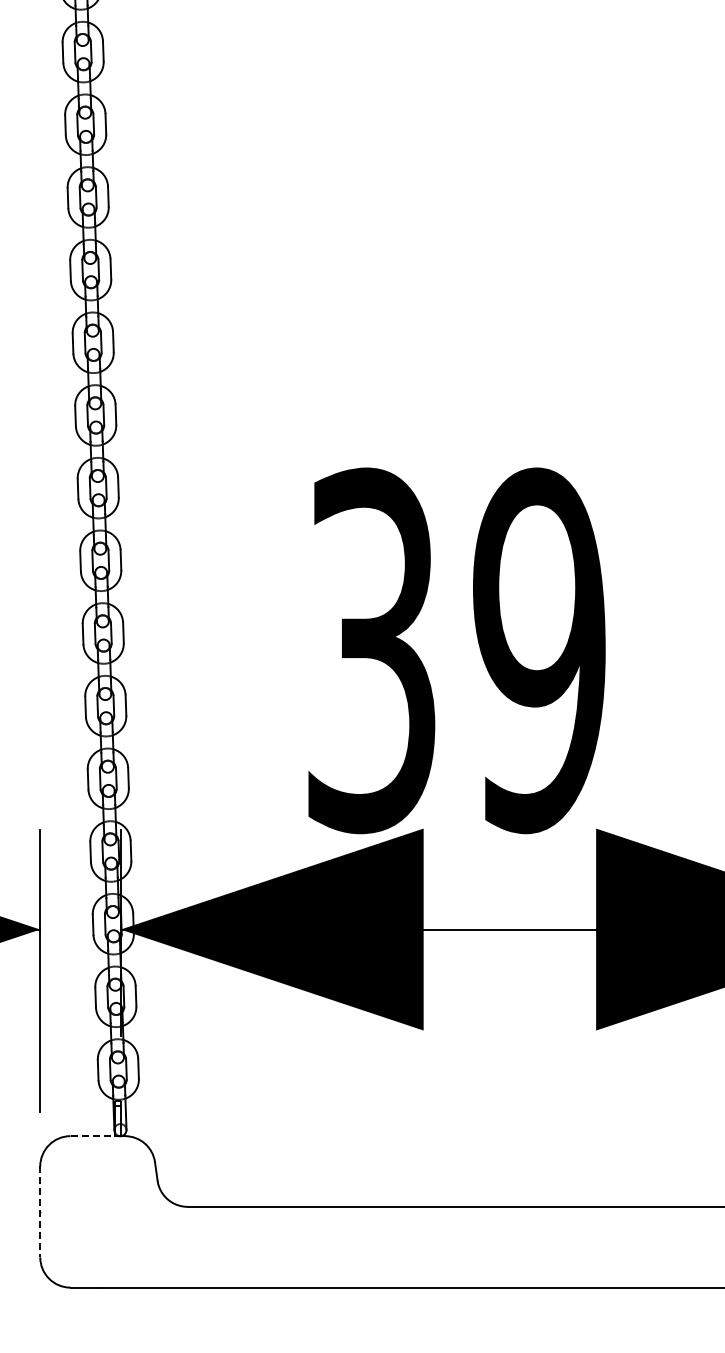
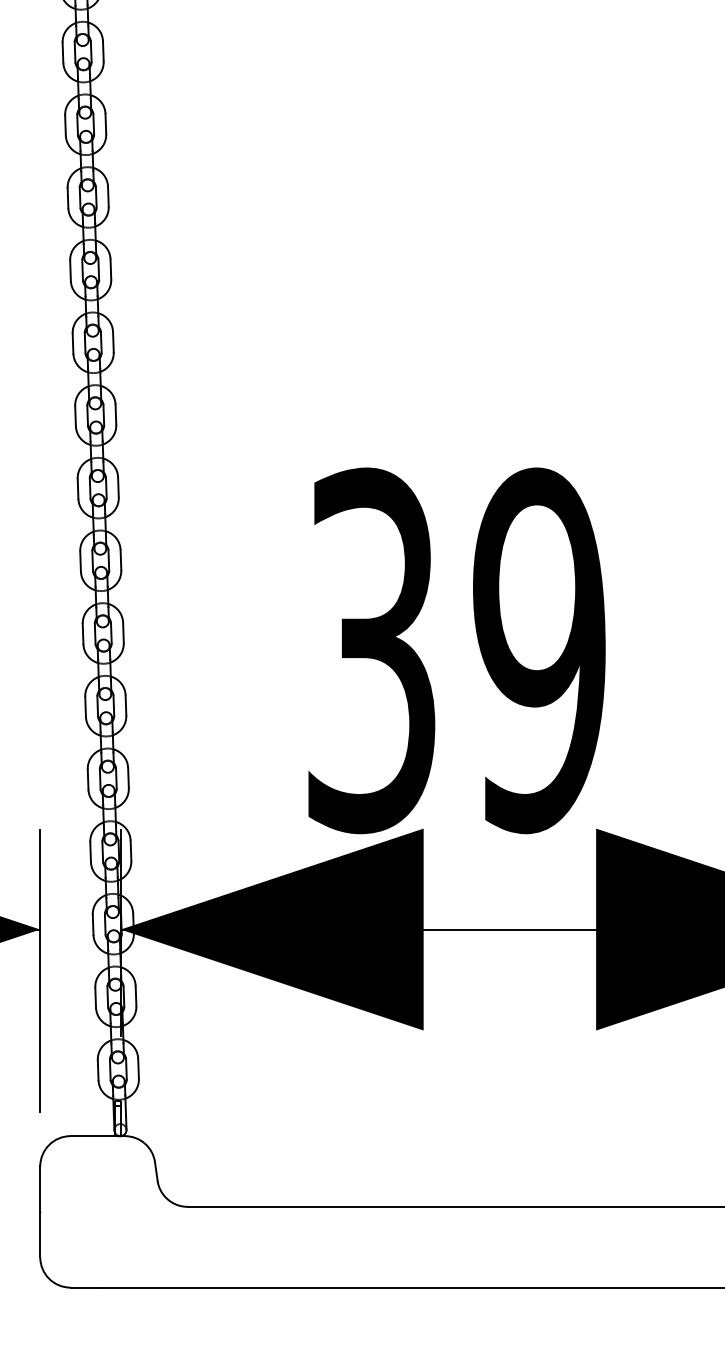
line: dashed -> solid (94, 1136)
line: dashed -> solid (40, 1212)
